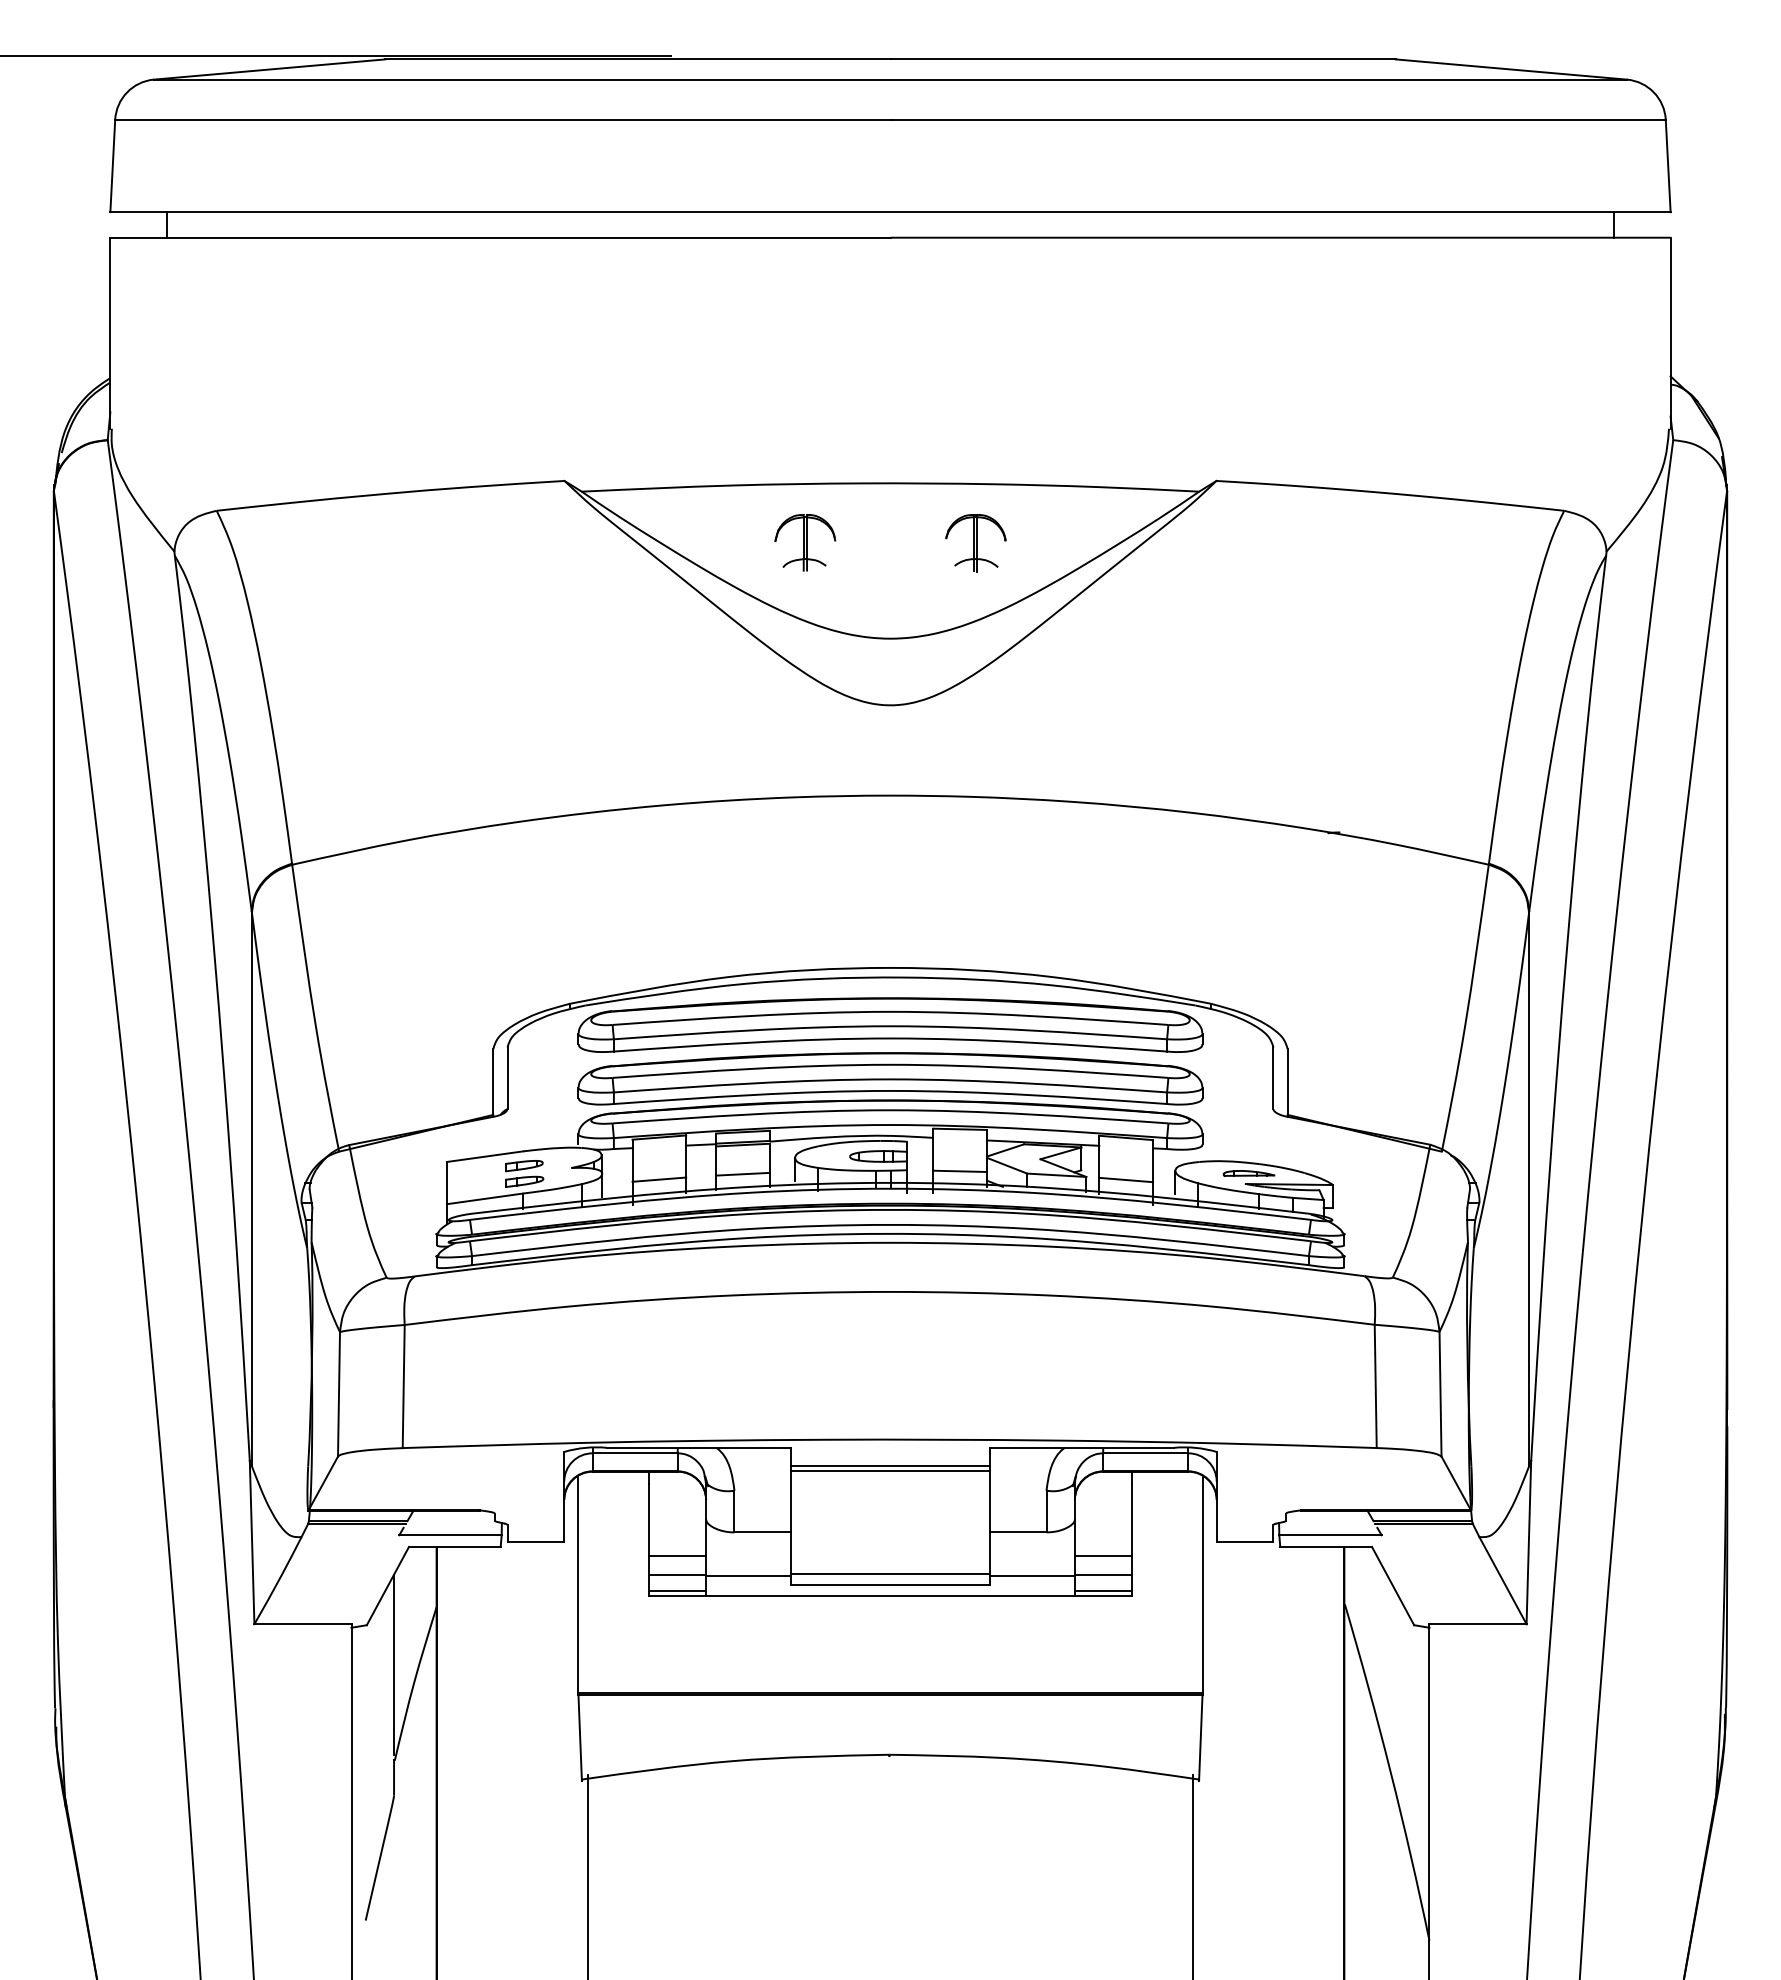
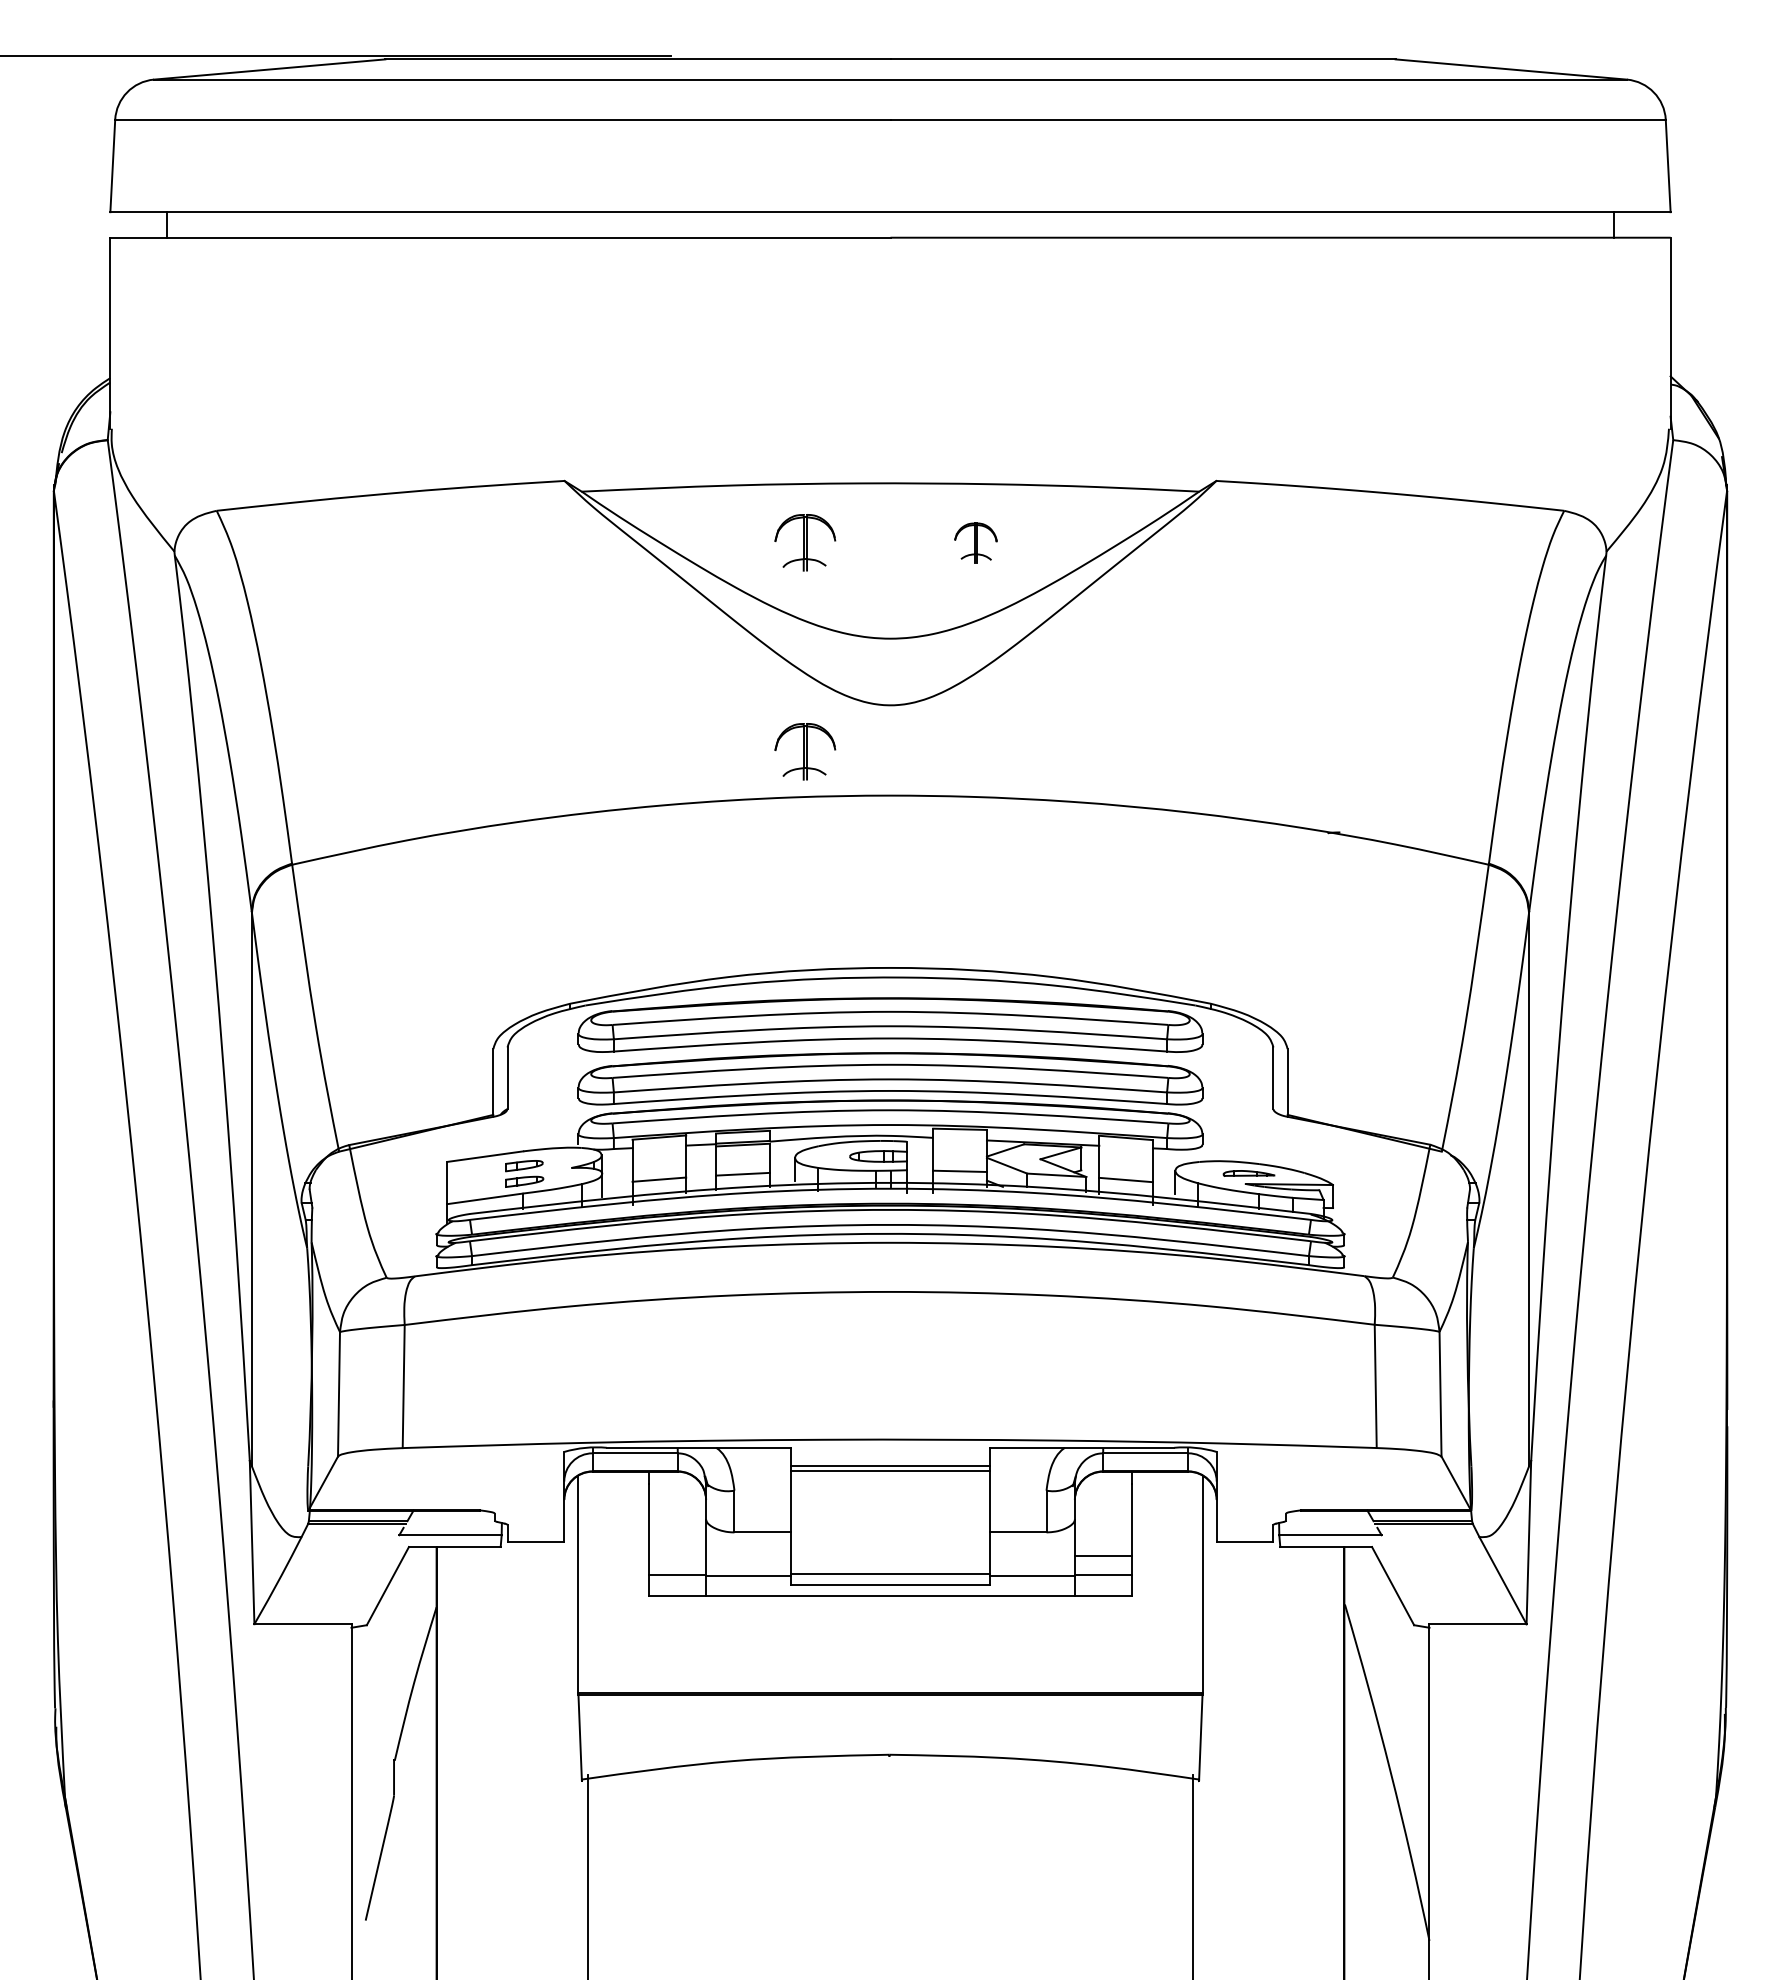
part size: 62x59 px -> 44x42 px (975, 542)
part: none -> present (805, 751)
line: present -> none (677, 1555)
line: present -> none (677, 1591)
line: present -> none (1102, 1591)
line: present -> none (394, 1664)
